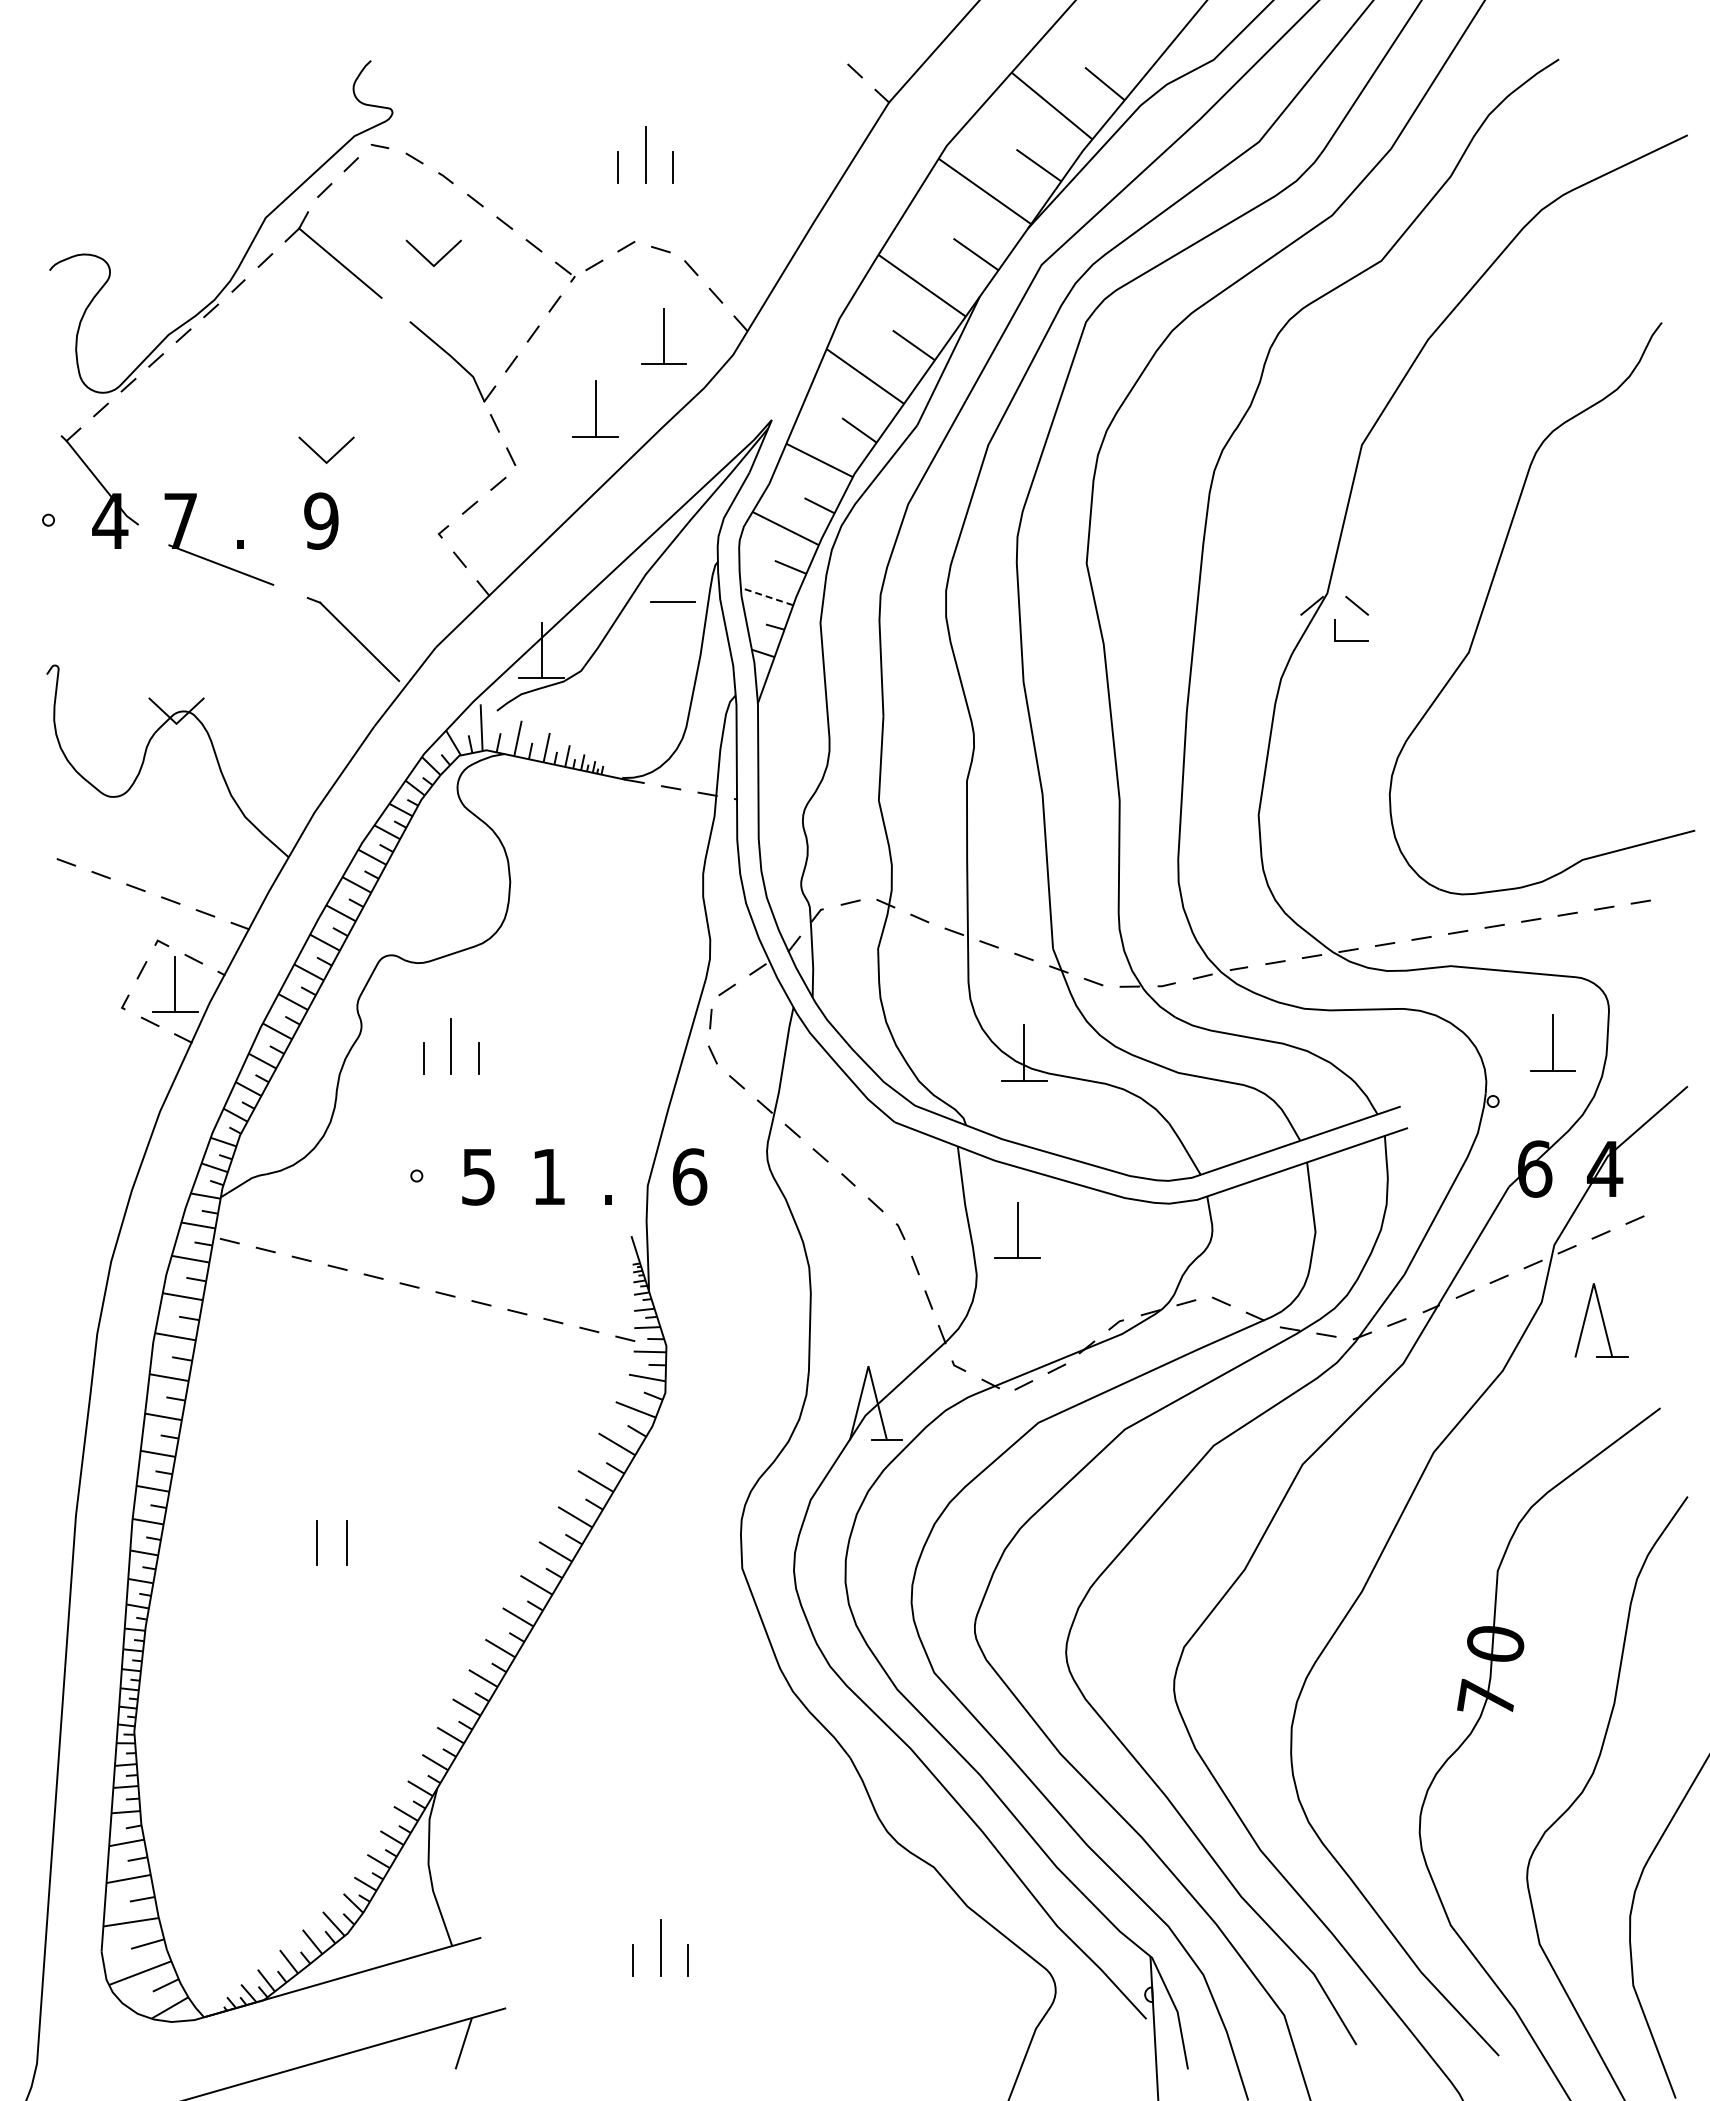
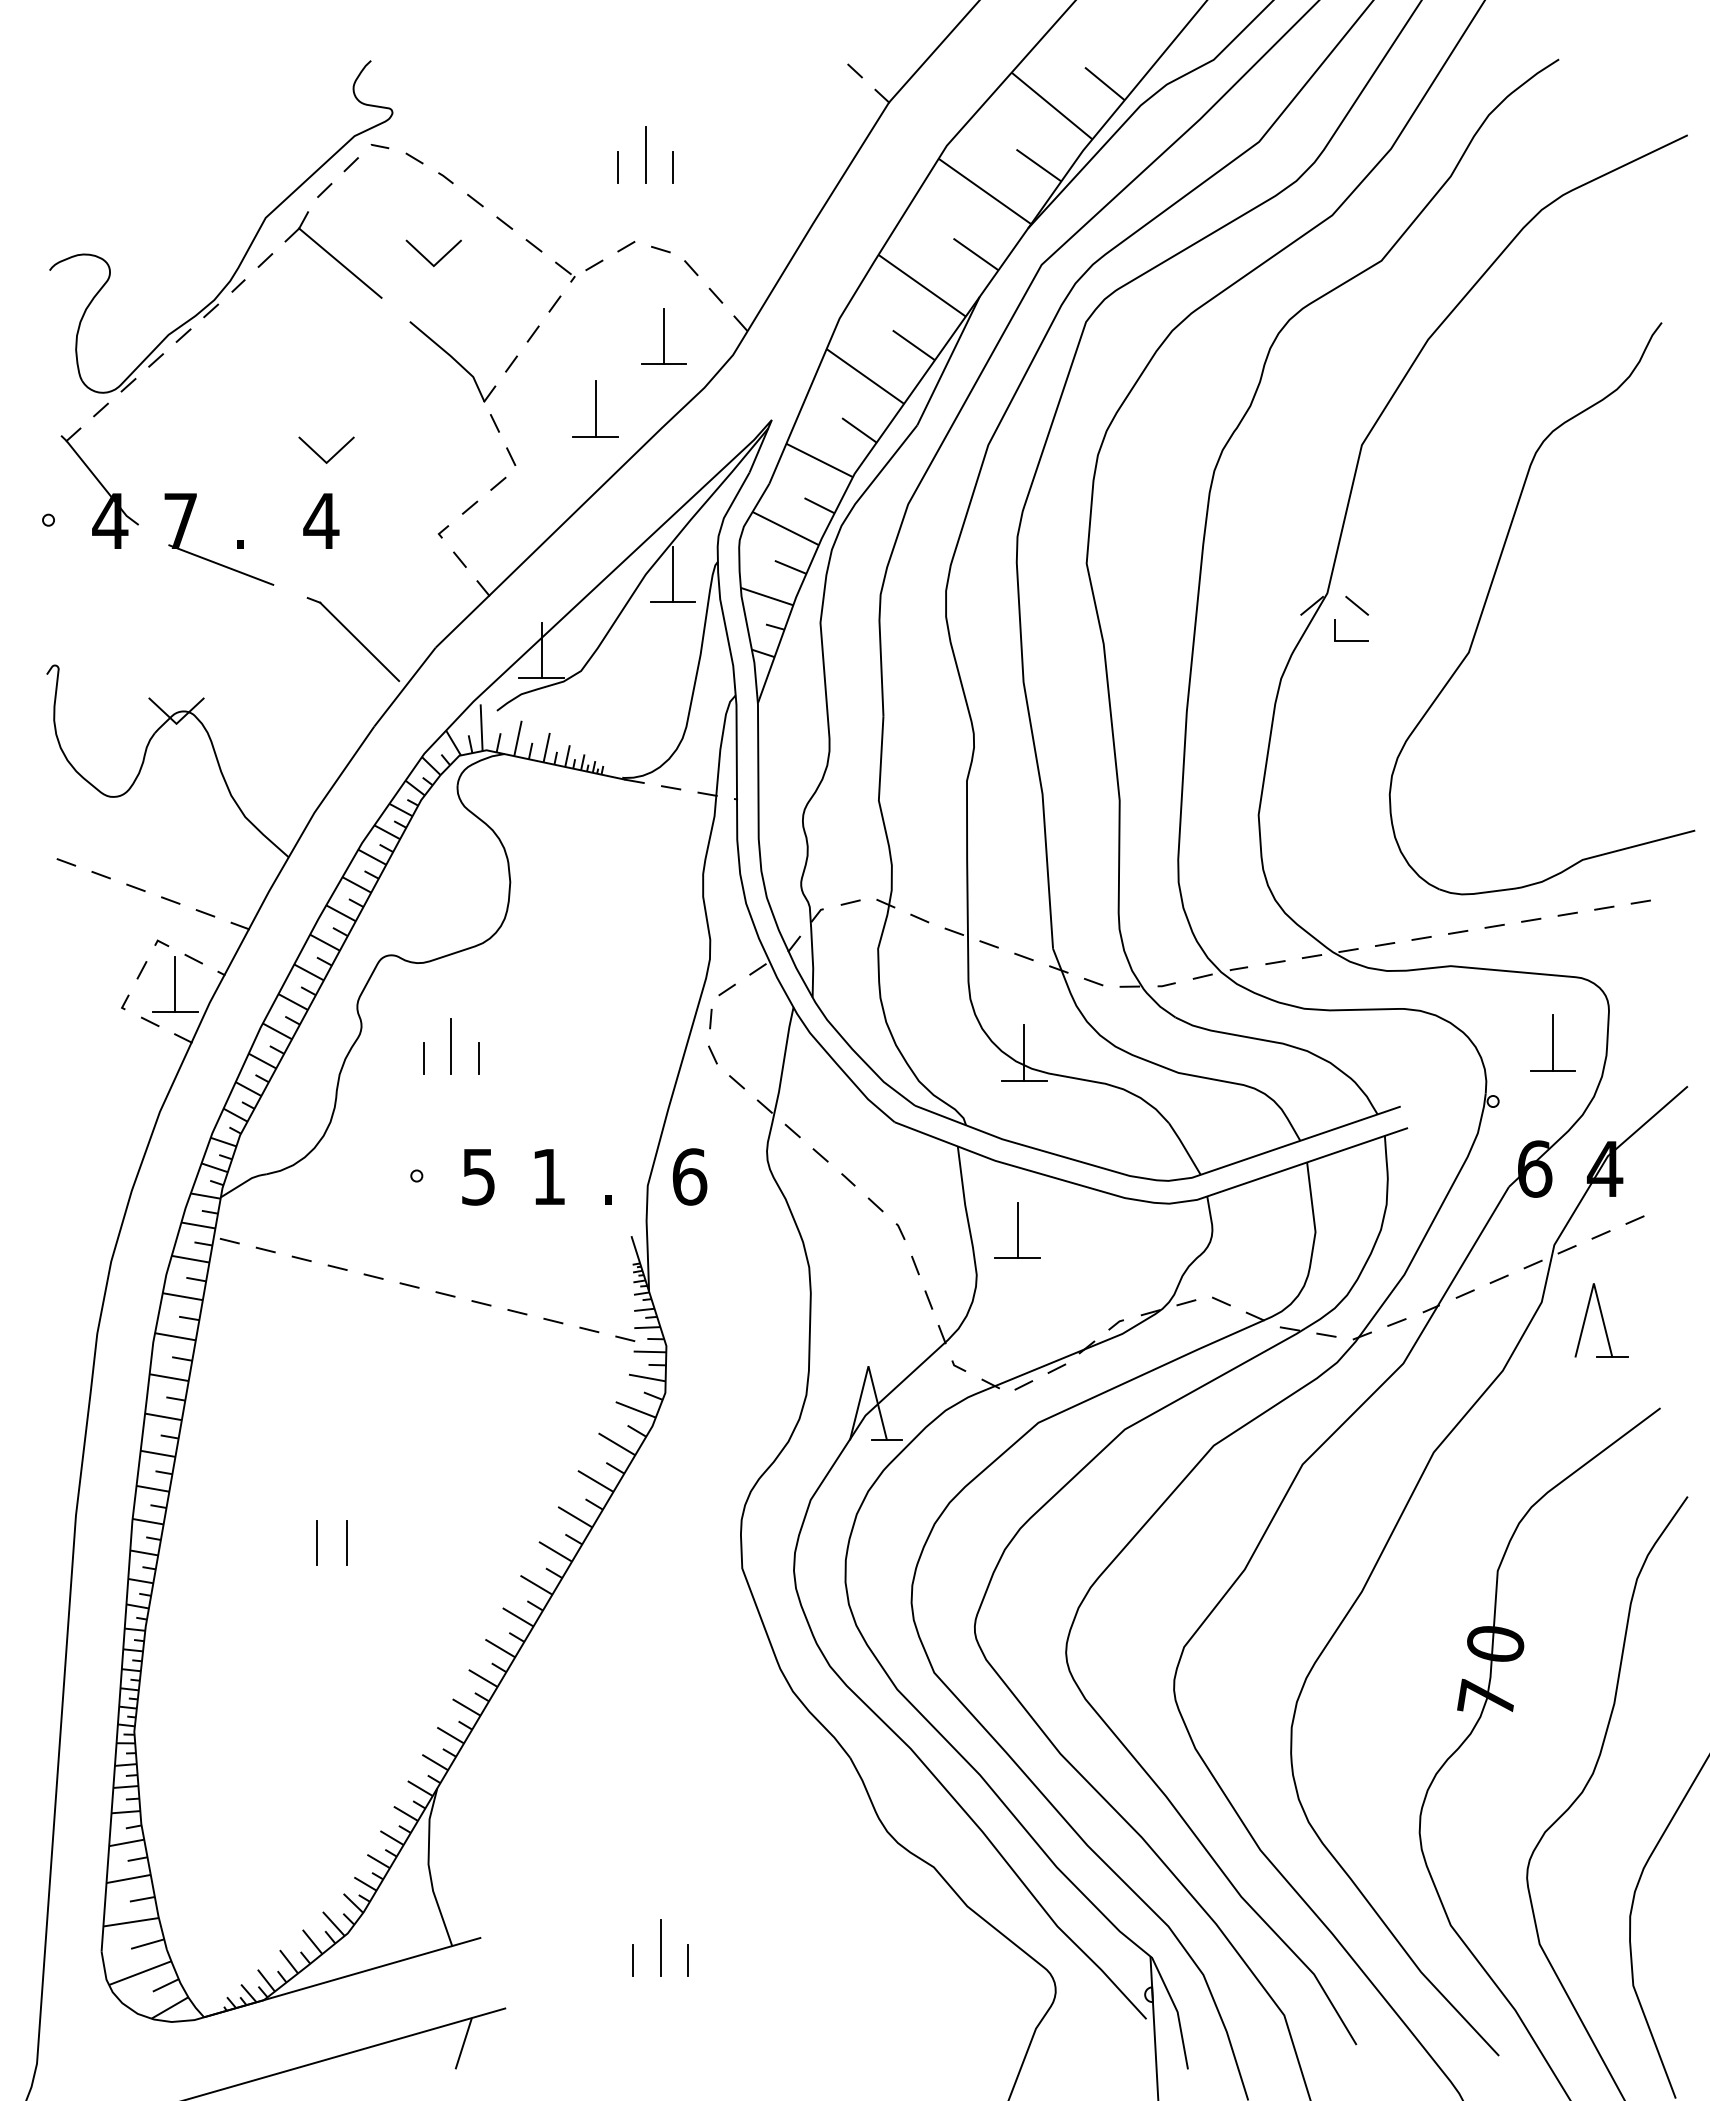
text: 9 -> 4 (321, 520)
line: none -> present (673, 574)
line: dashed -> solid (767, 596)
